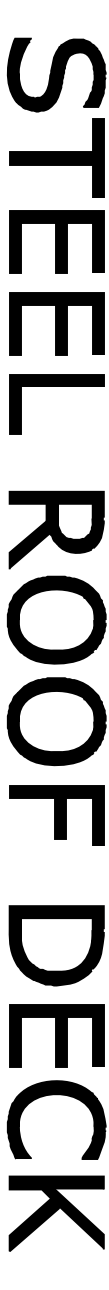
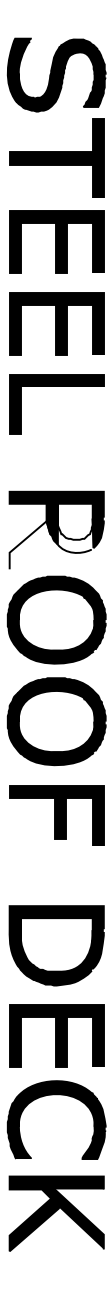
fill: present -> none (75, 527)
fill: present -> none (29, 545)
